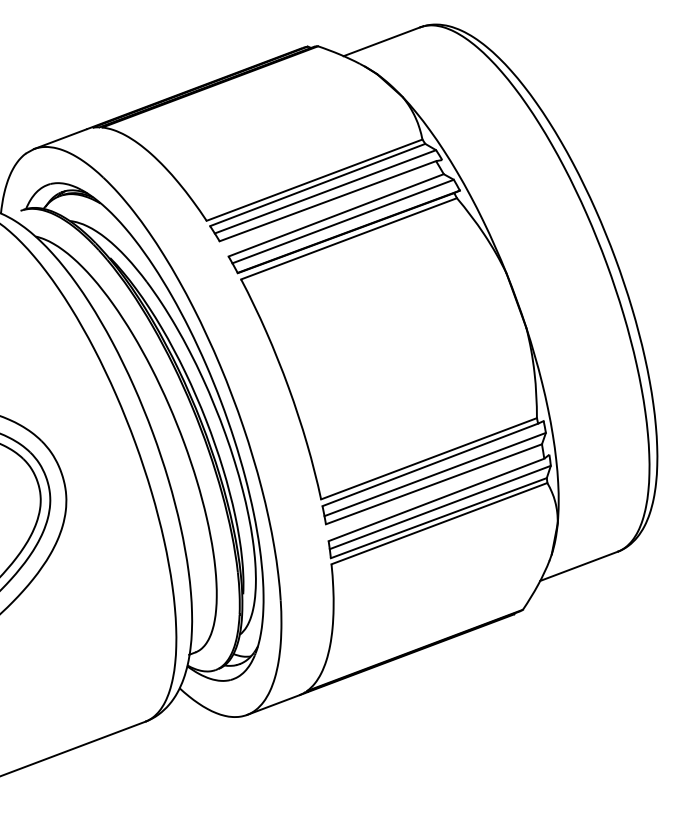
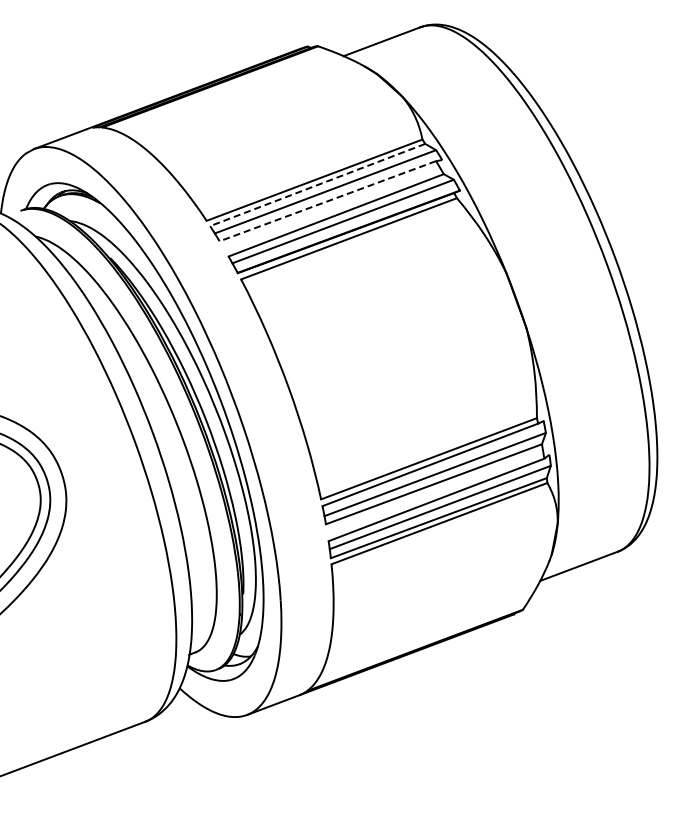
line: solid -> dashed (317, 185)
line: solid -> dashed (327, 201)
